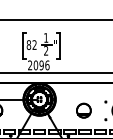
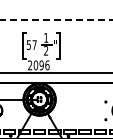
line: solid -> dashed (56, 19)
text: 82 -> 57 (31, 44)
part: present -> none (83, 110)
